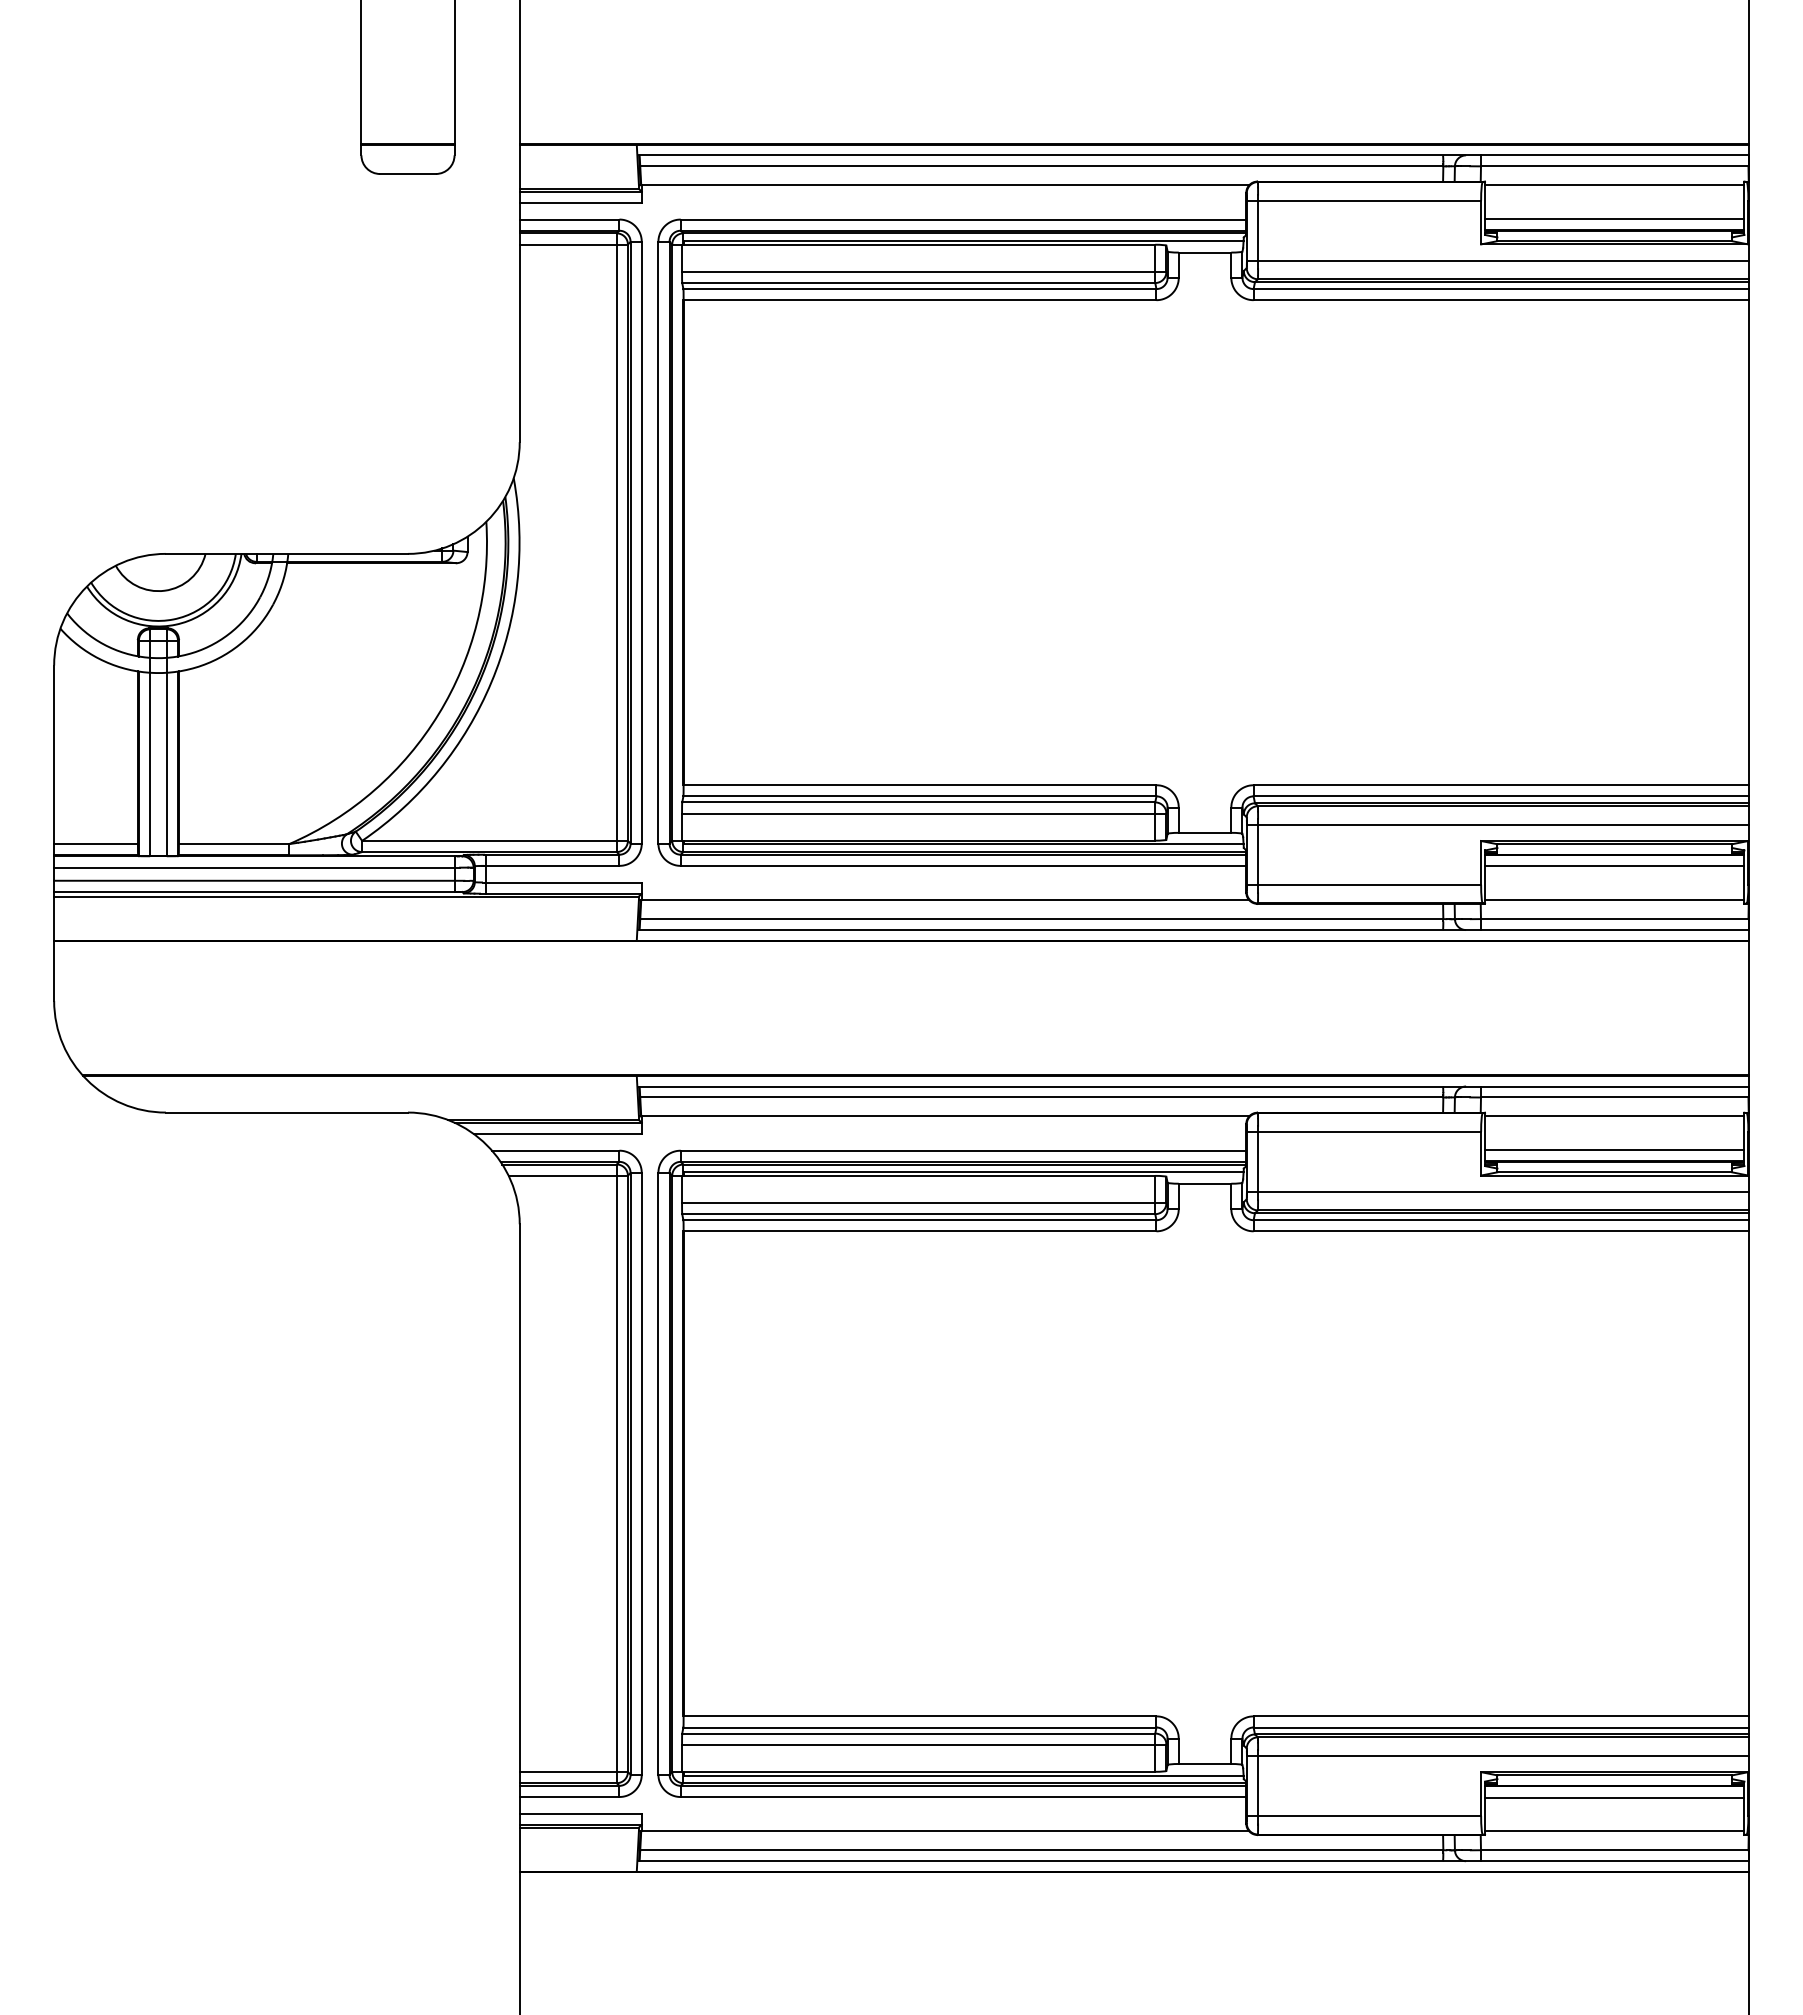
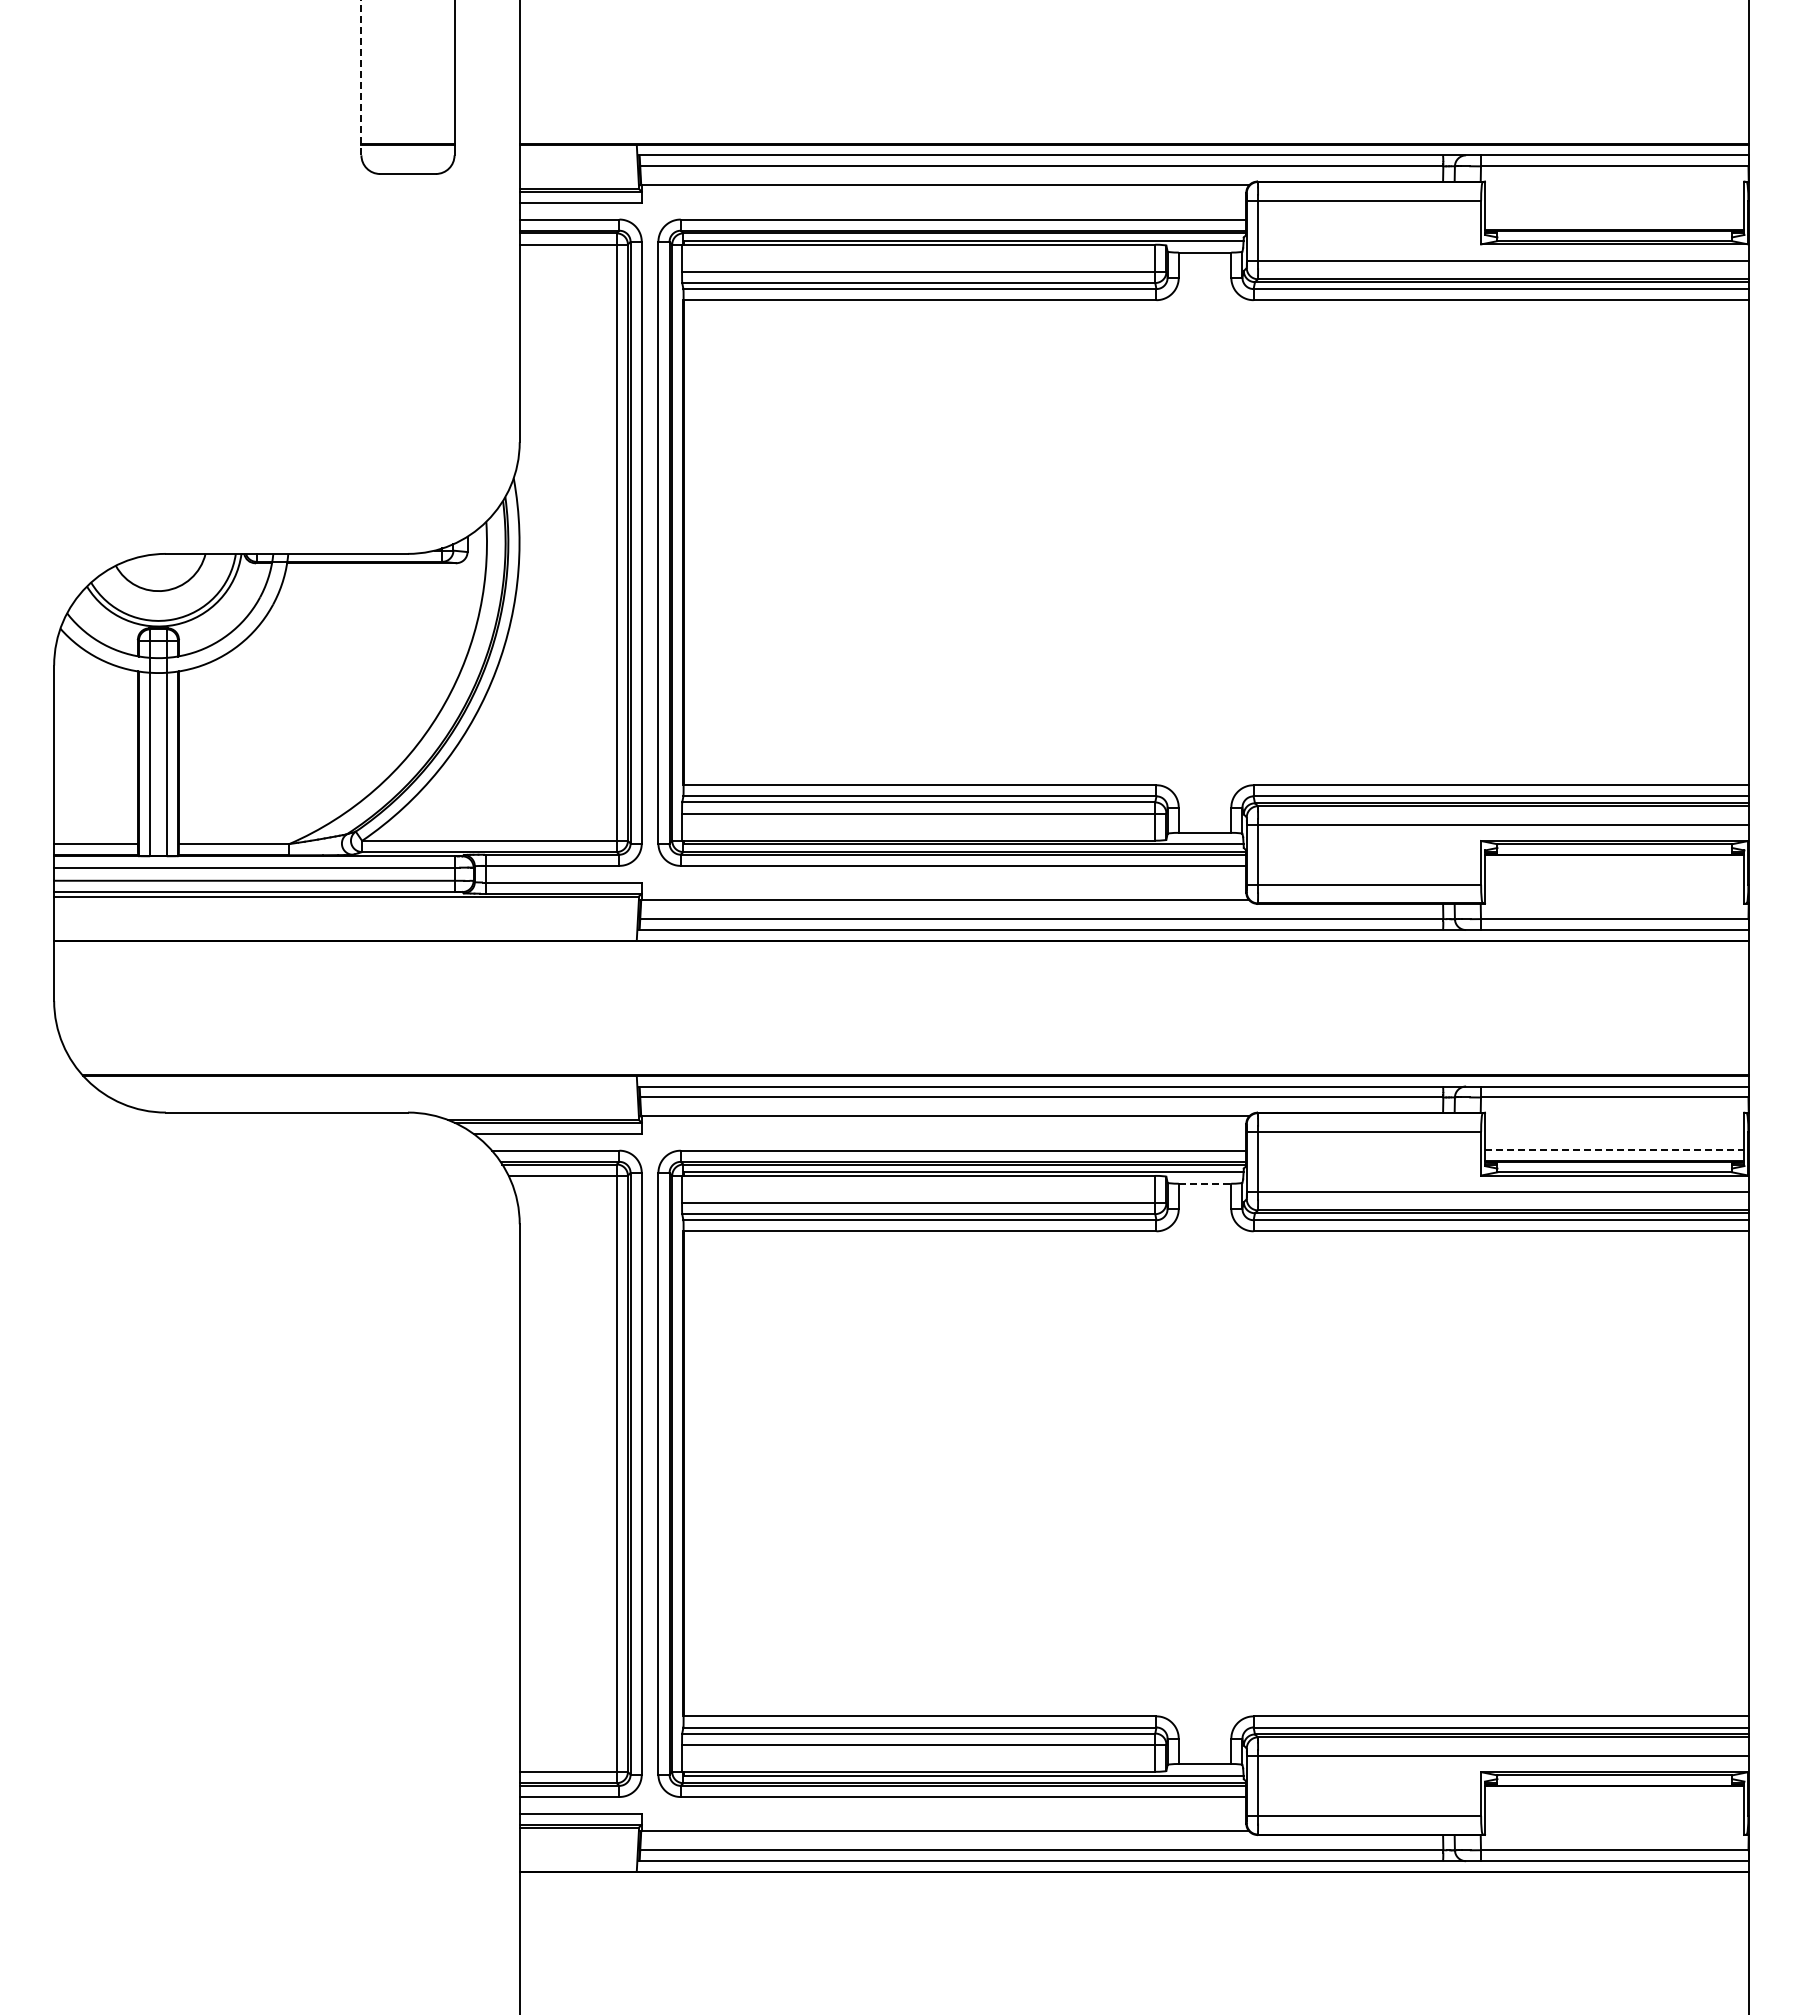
line: solid -> dashed (361, 77)
line: present -> none (1614, 185)
line: present -> none (1614, 219)
line: present -> none (1614, 866)
line: present -> none (1614, 900)
line: present -> none (1614, 1116)
line: solid -> dashed (1614, 1150)
line: solid -> dashed (1205, 1183)
line: present -> none (1614, 1797)
line: present -> none (1614, 1831)
